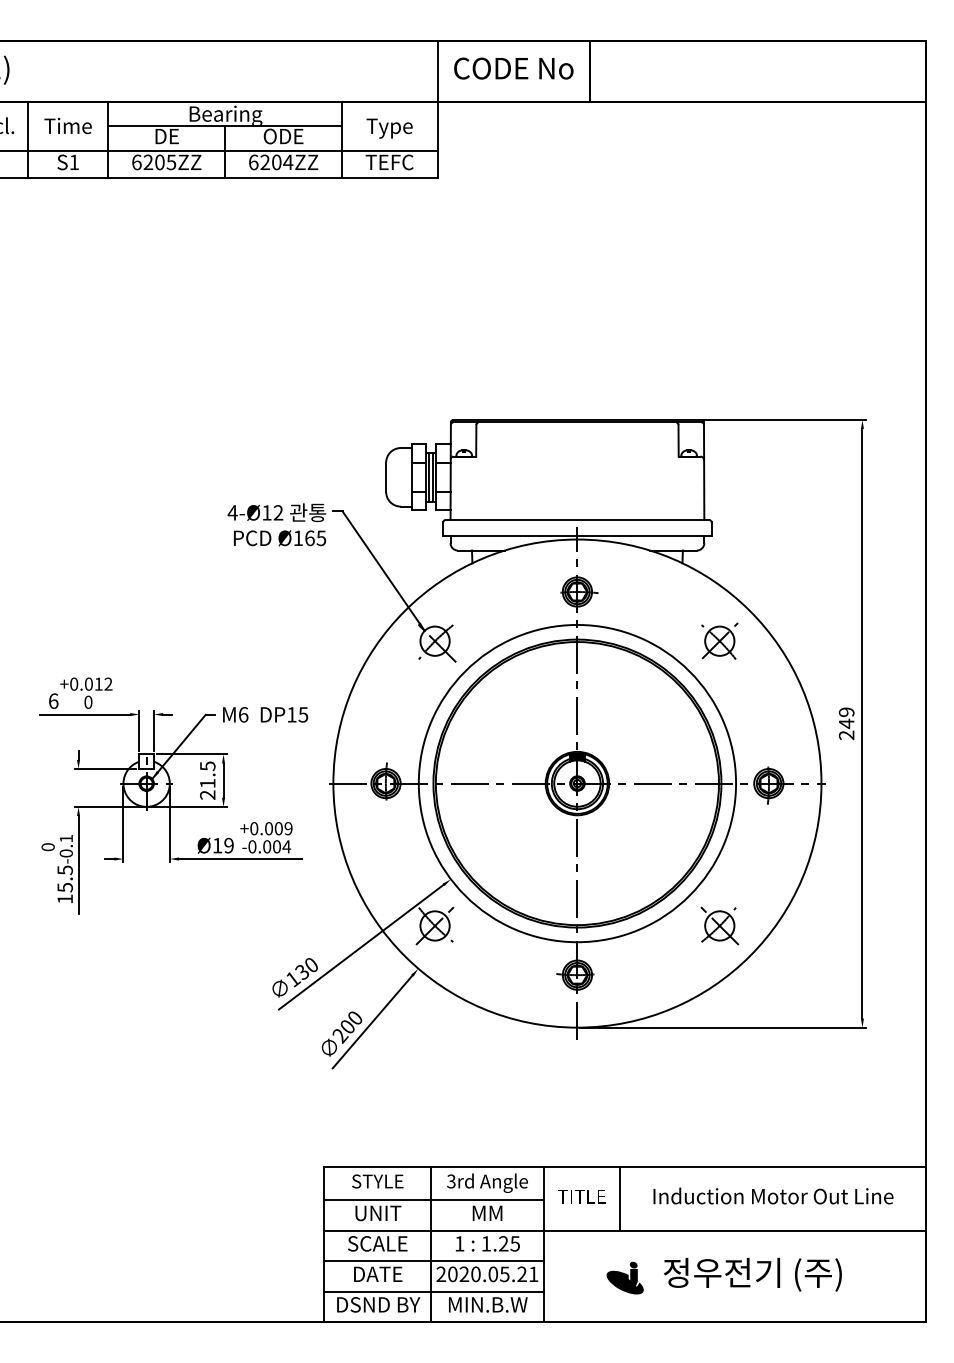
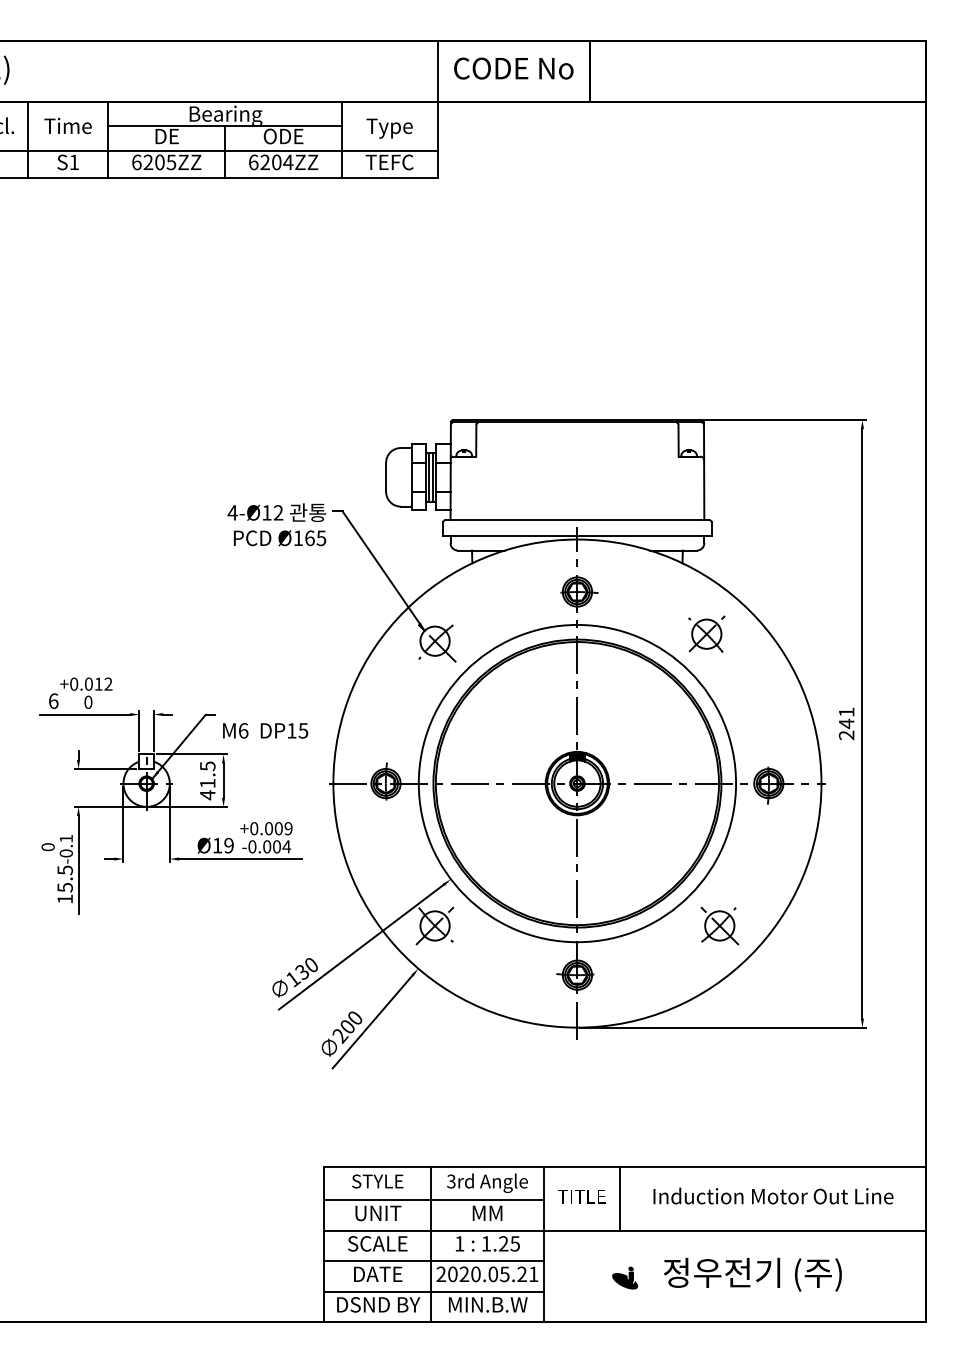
part position: (719, 640) -> (706, 633) (706, 633)
text: 249 -> 241 (846, 712)
text position: (265, 714) -> (265, 730) (265, 730)
text: 21.5 -> 41.5 (207, 795)
part size: 38x34 px -> 27x24 px (625, 1277)
